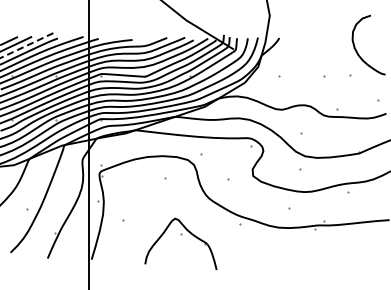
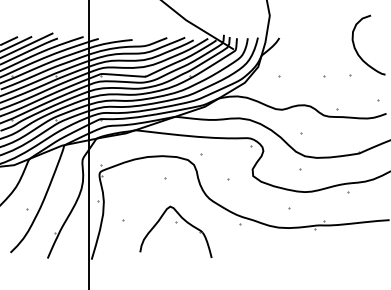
line: dashed -> solid (26, 45)
part position: (181, 235) -> (176, 223) (176, 223)
